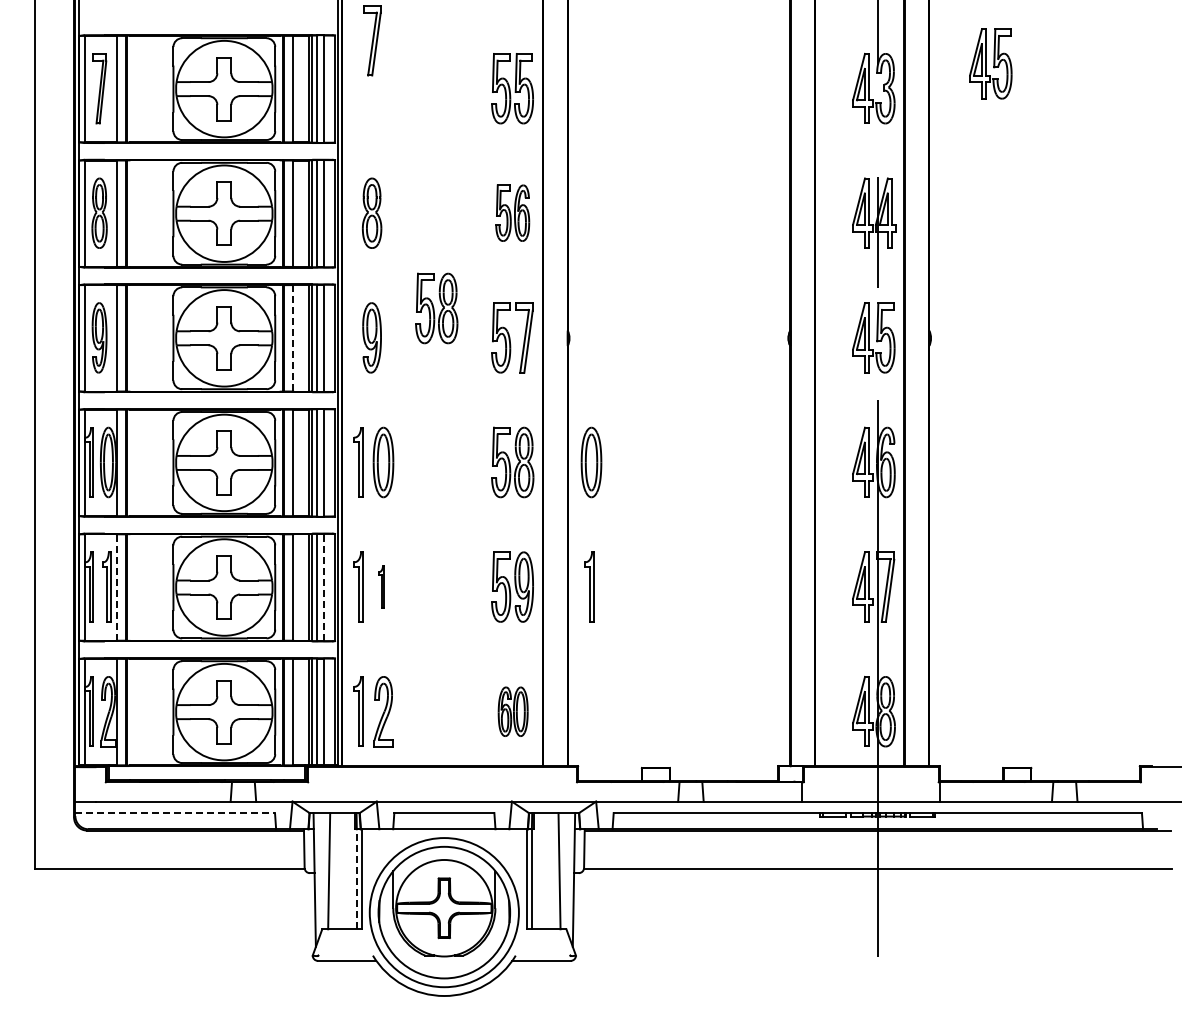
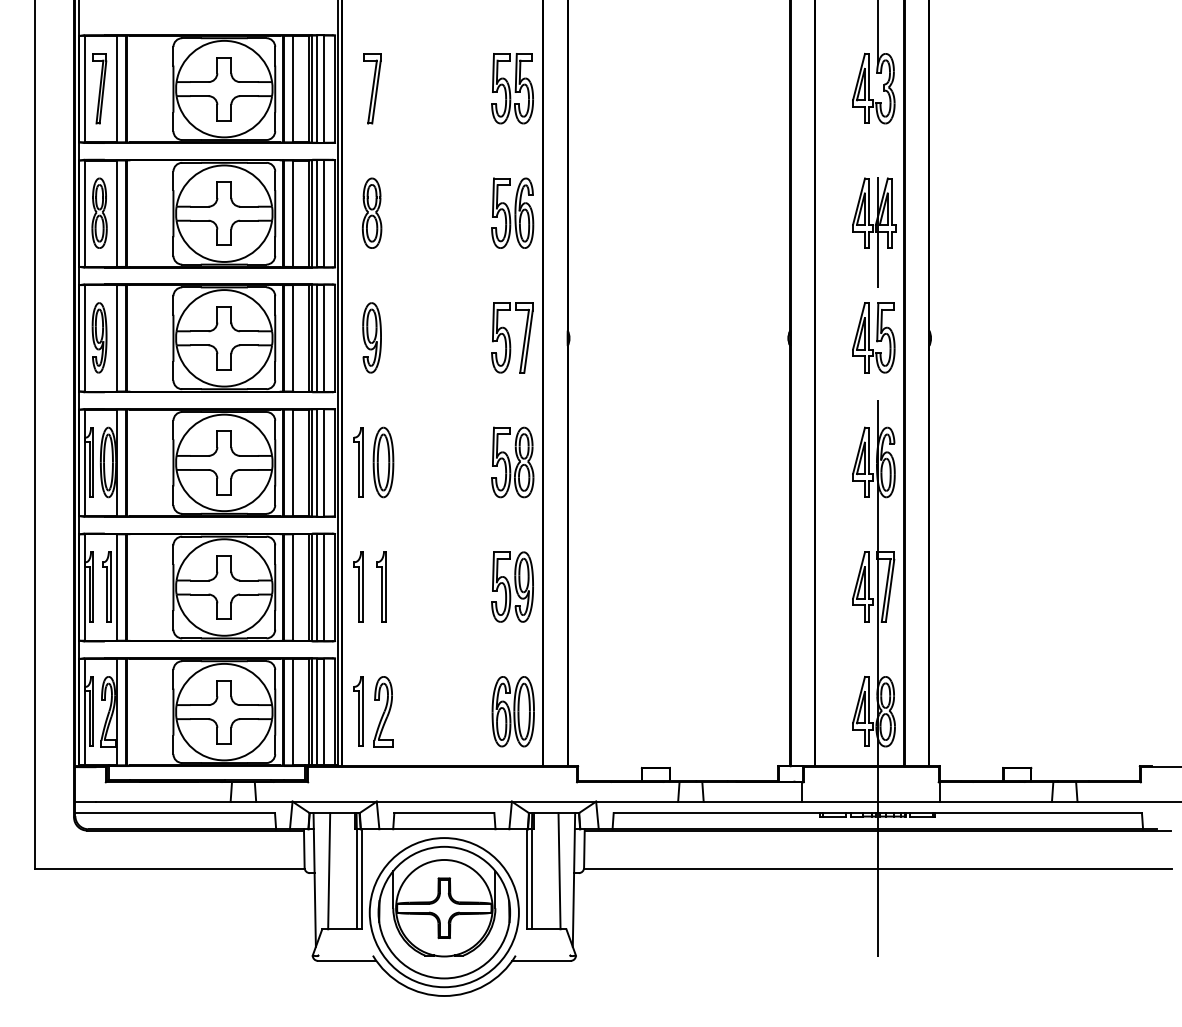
part position: (372, 40) -> (372, 88) (372, 88)
part: present -> none (990, 63)
part size: 36x58 px -> 44x72 px (512, 212)
part: present -> none (436, 308)
line: dashed -> solid (293, 338)
part: present -> none (591, 462)
part size: 7x44 px -> 11x72 px (381, 586)
part: present -> none (589, 586)
line: dashed -> solid (116, 587)
line: dashed -> solid (324, 587)
part size: 32x51 px -> 44x72 px (512, 711)
line: dashed -> solid (175, 813)
line: dashed -> solid (356, 878)
